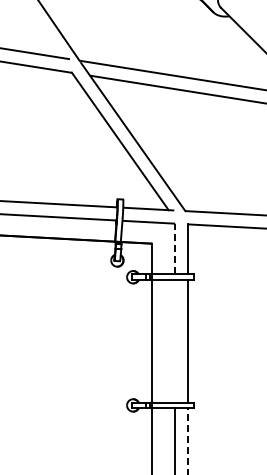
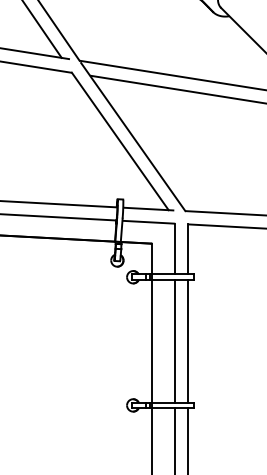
line: none -> present (42, 29)
line: dashed -> solid (175, 248)
line: none -> present (175, 341)
line: dashed -> solid (188, 441)
